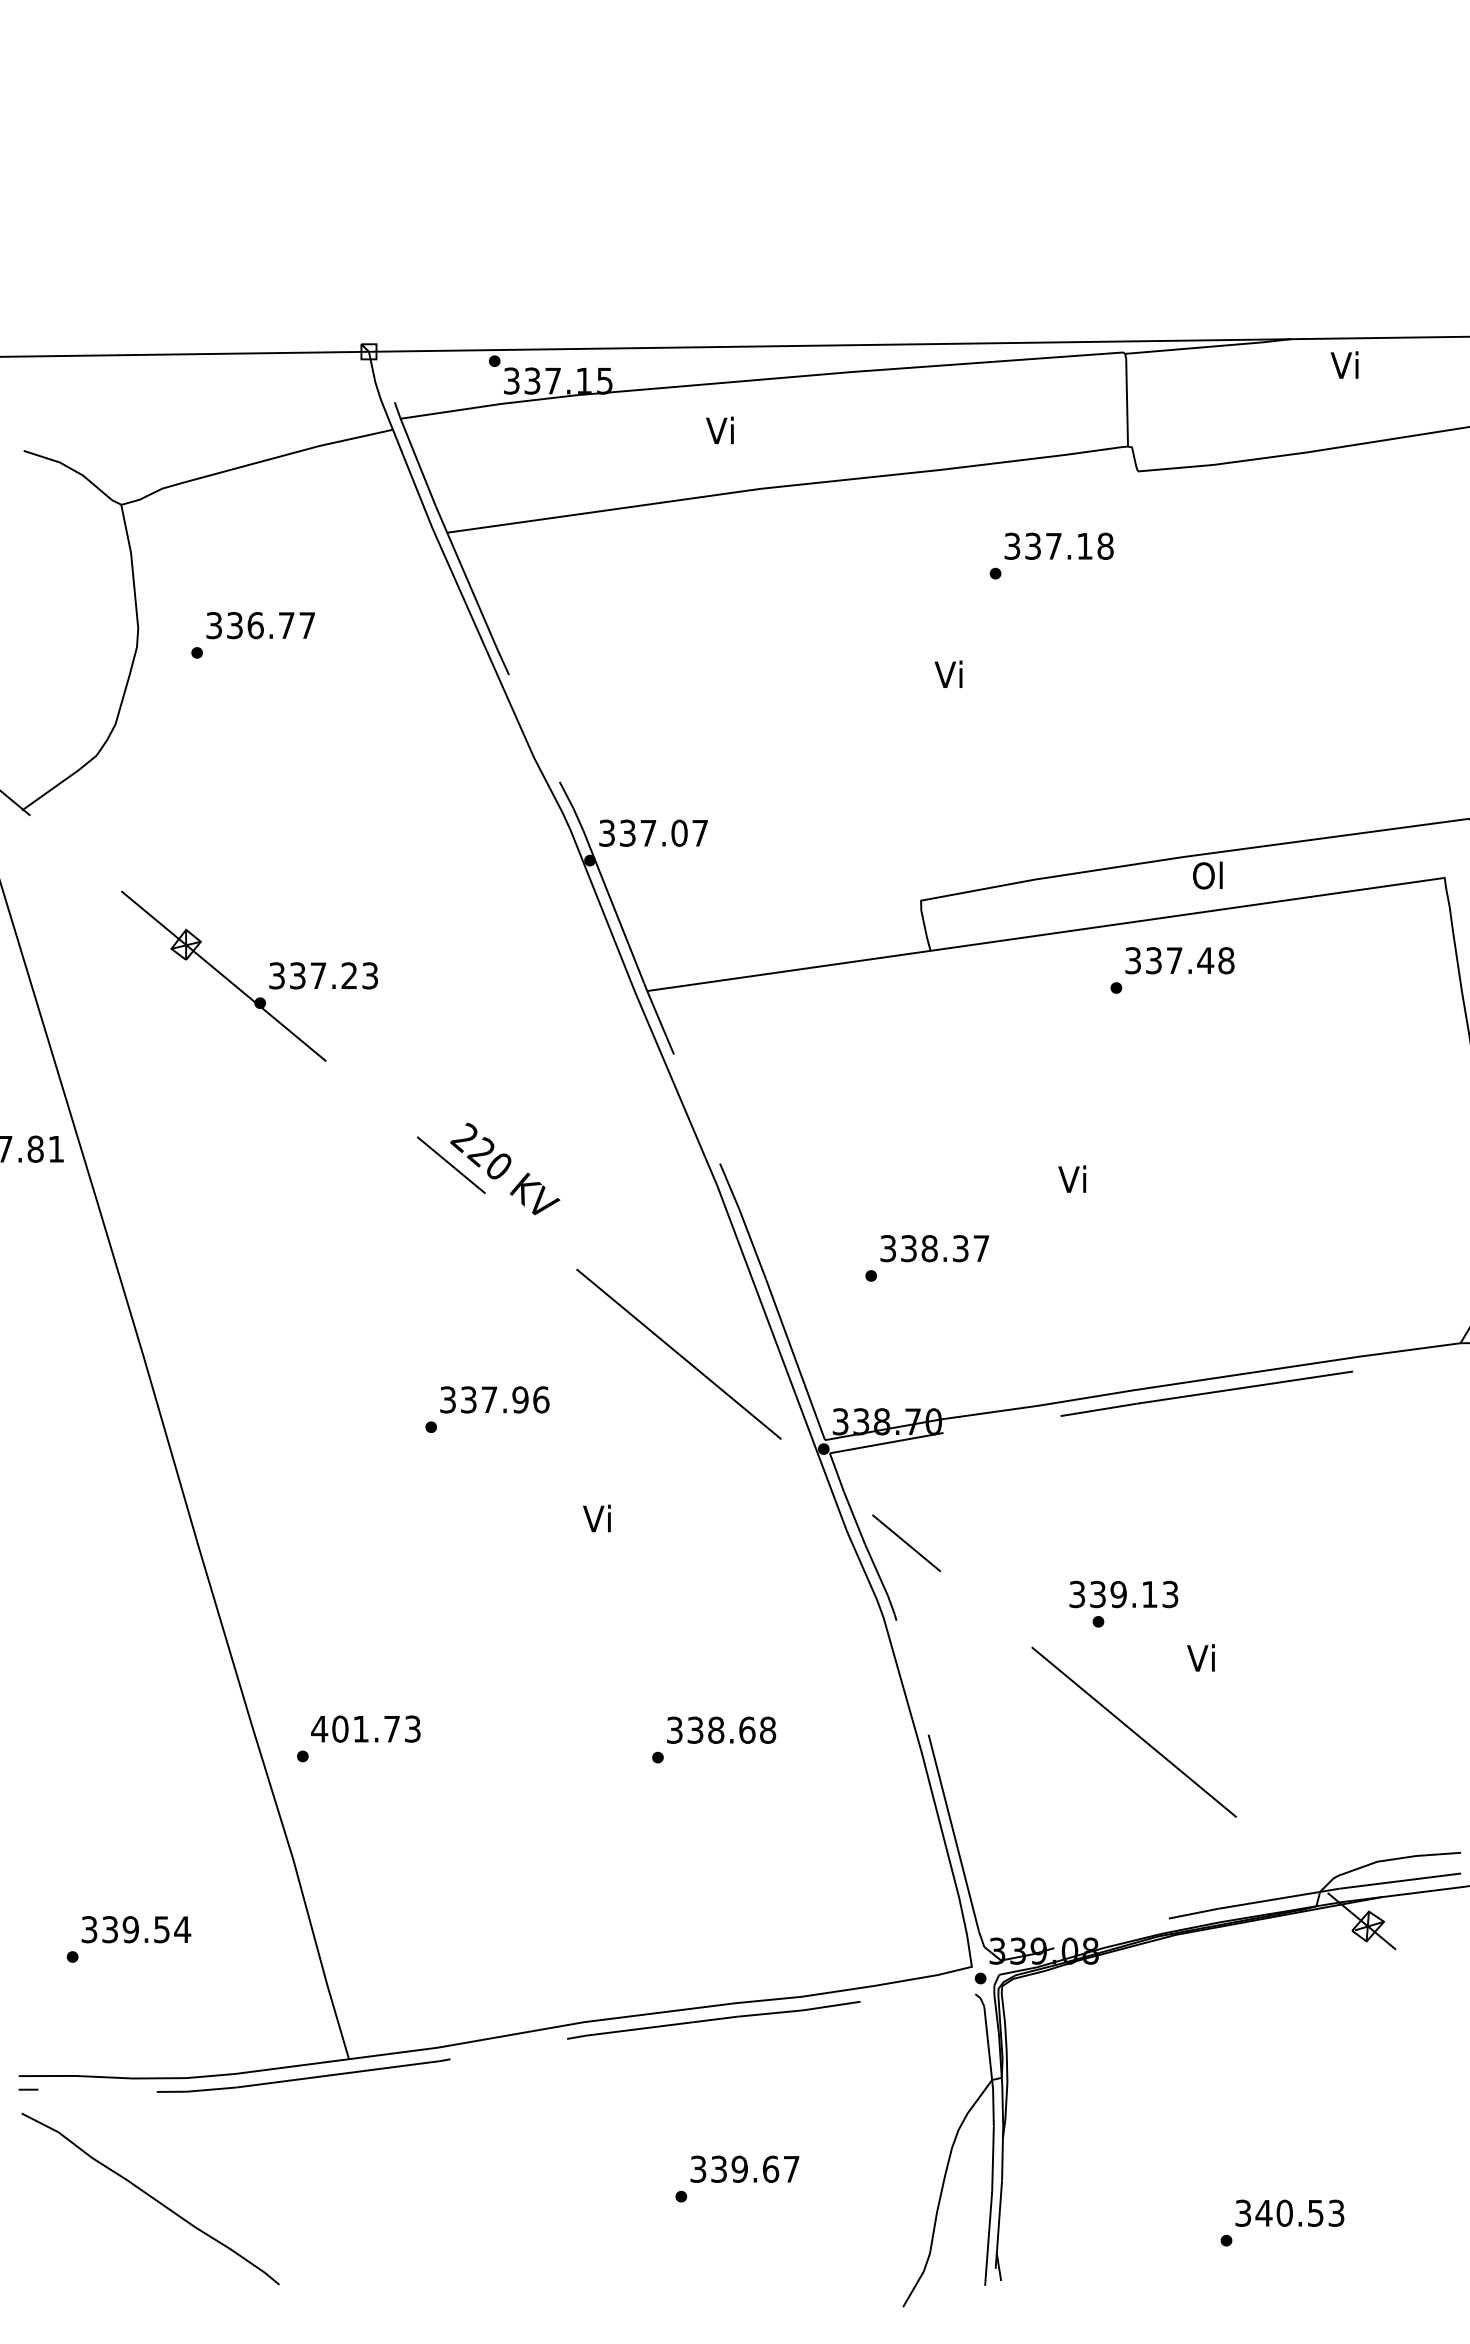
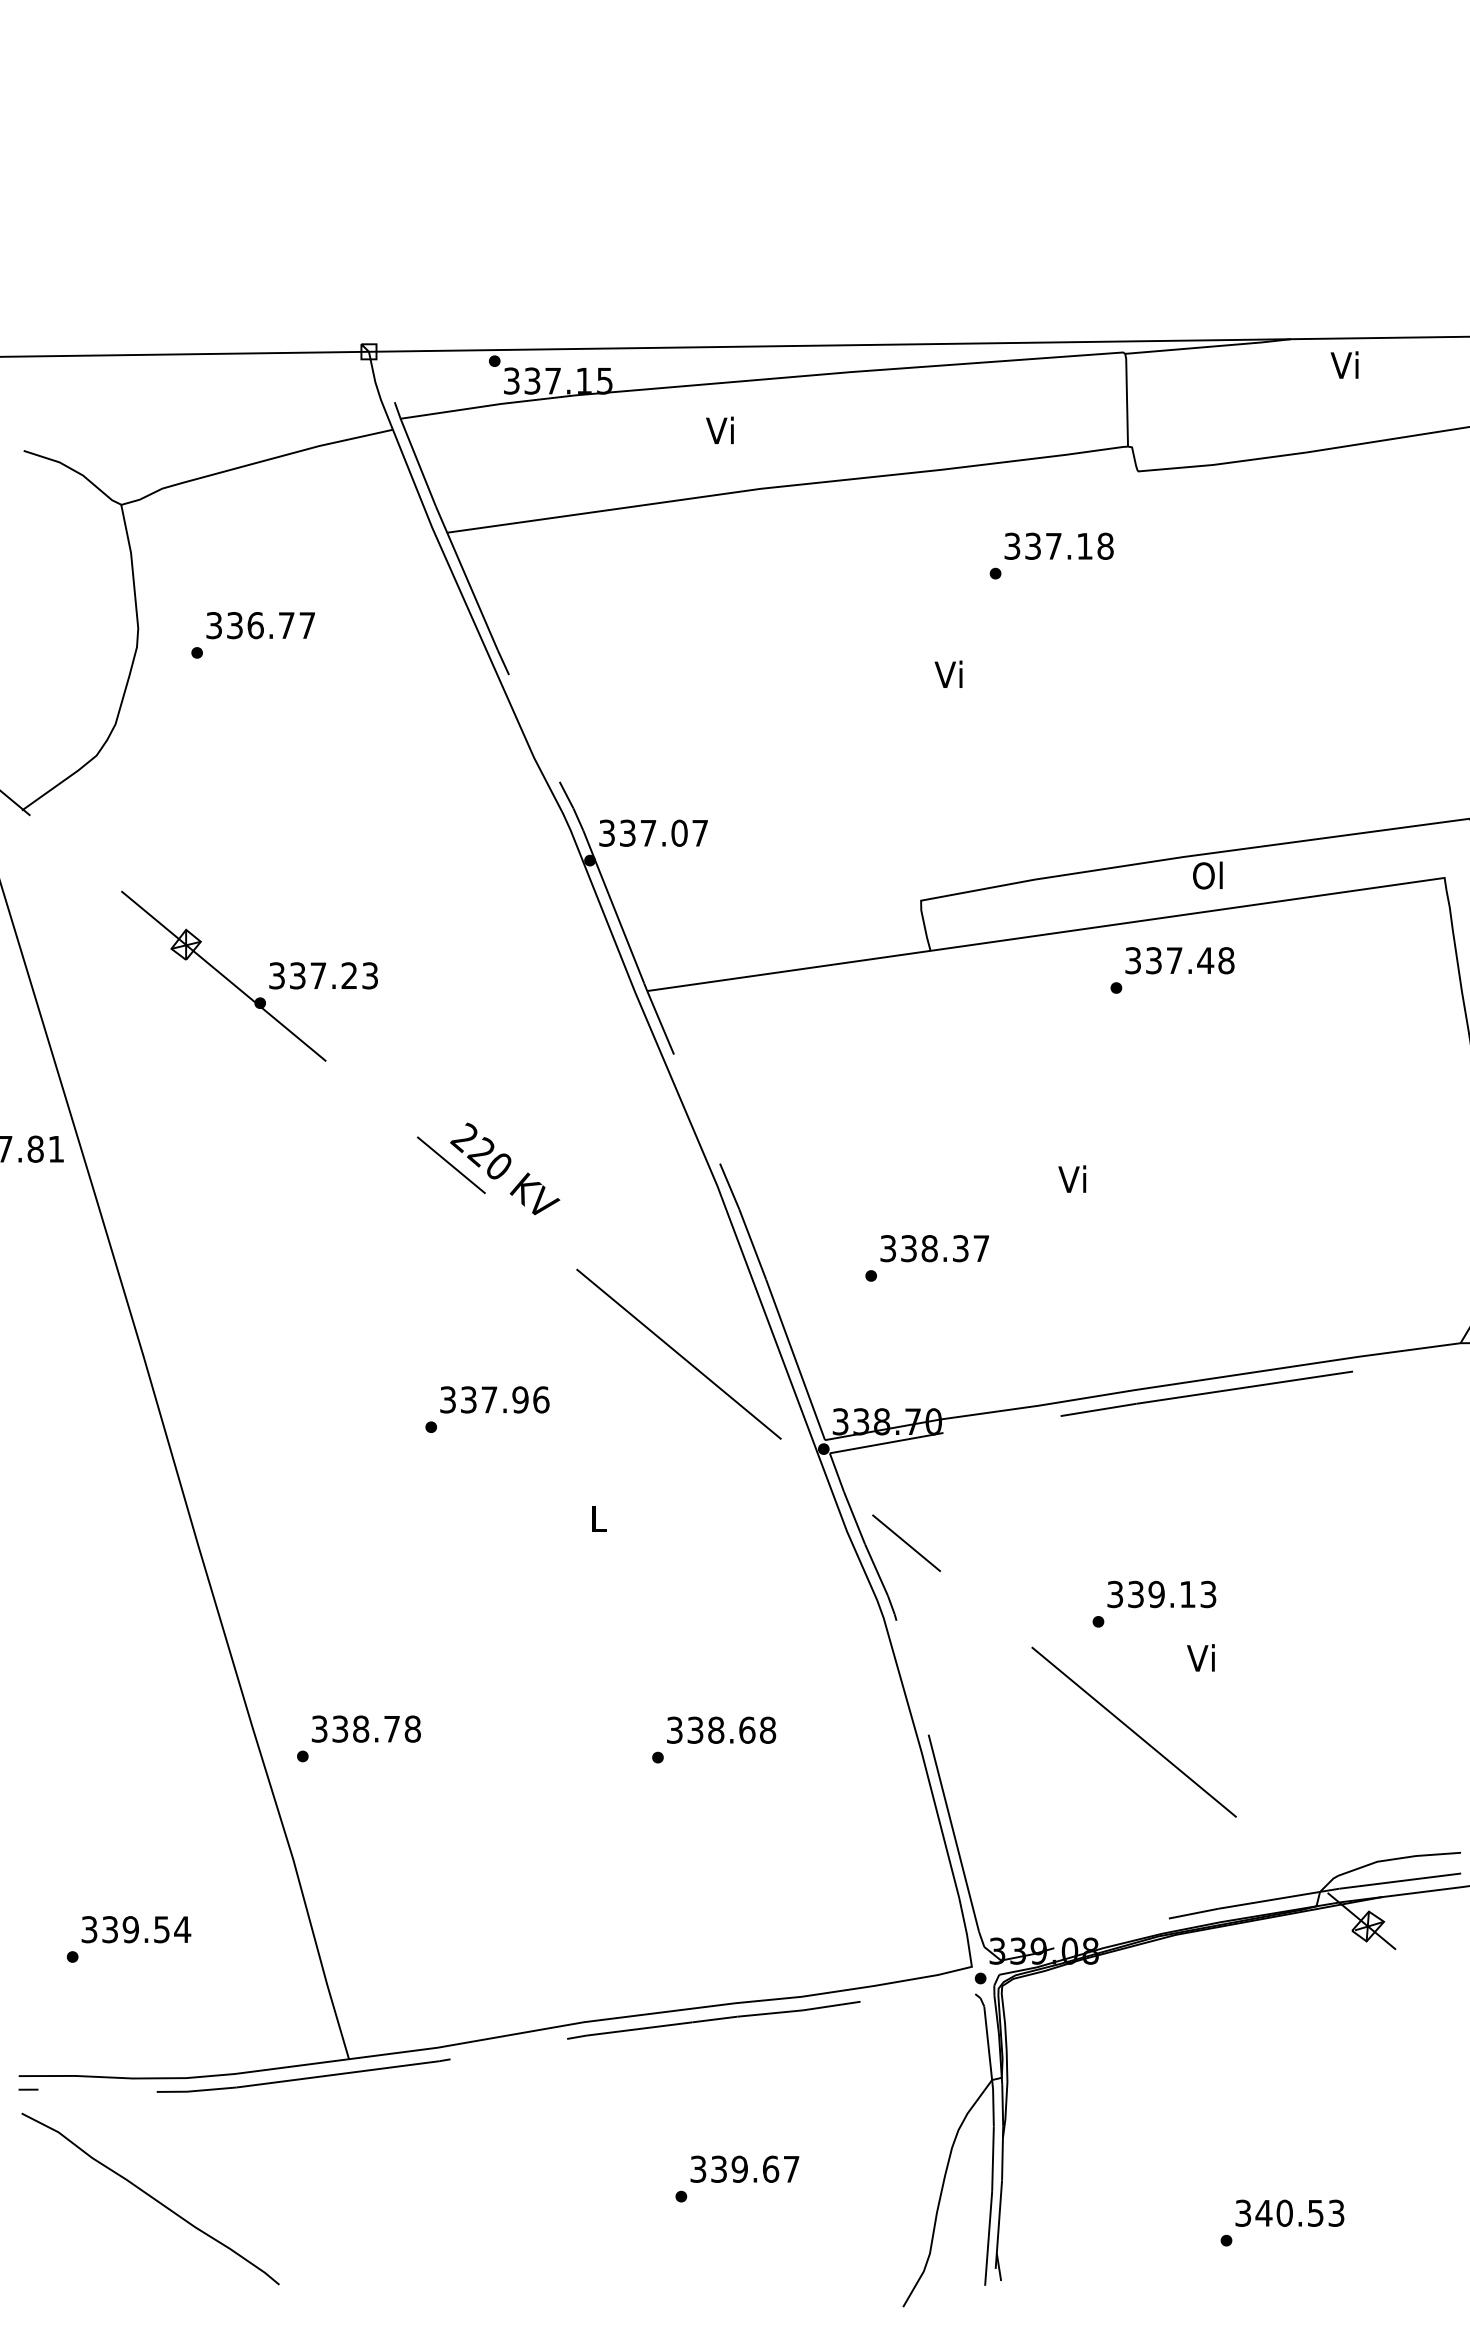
text: Vi -> L (596, 1518)
text position: (1123, 1594) -> (1161, 1594) (1161, 1594)
text: 401.73 -> 338.78 (365, 1728)
